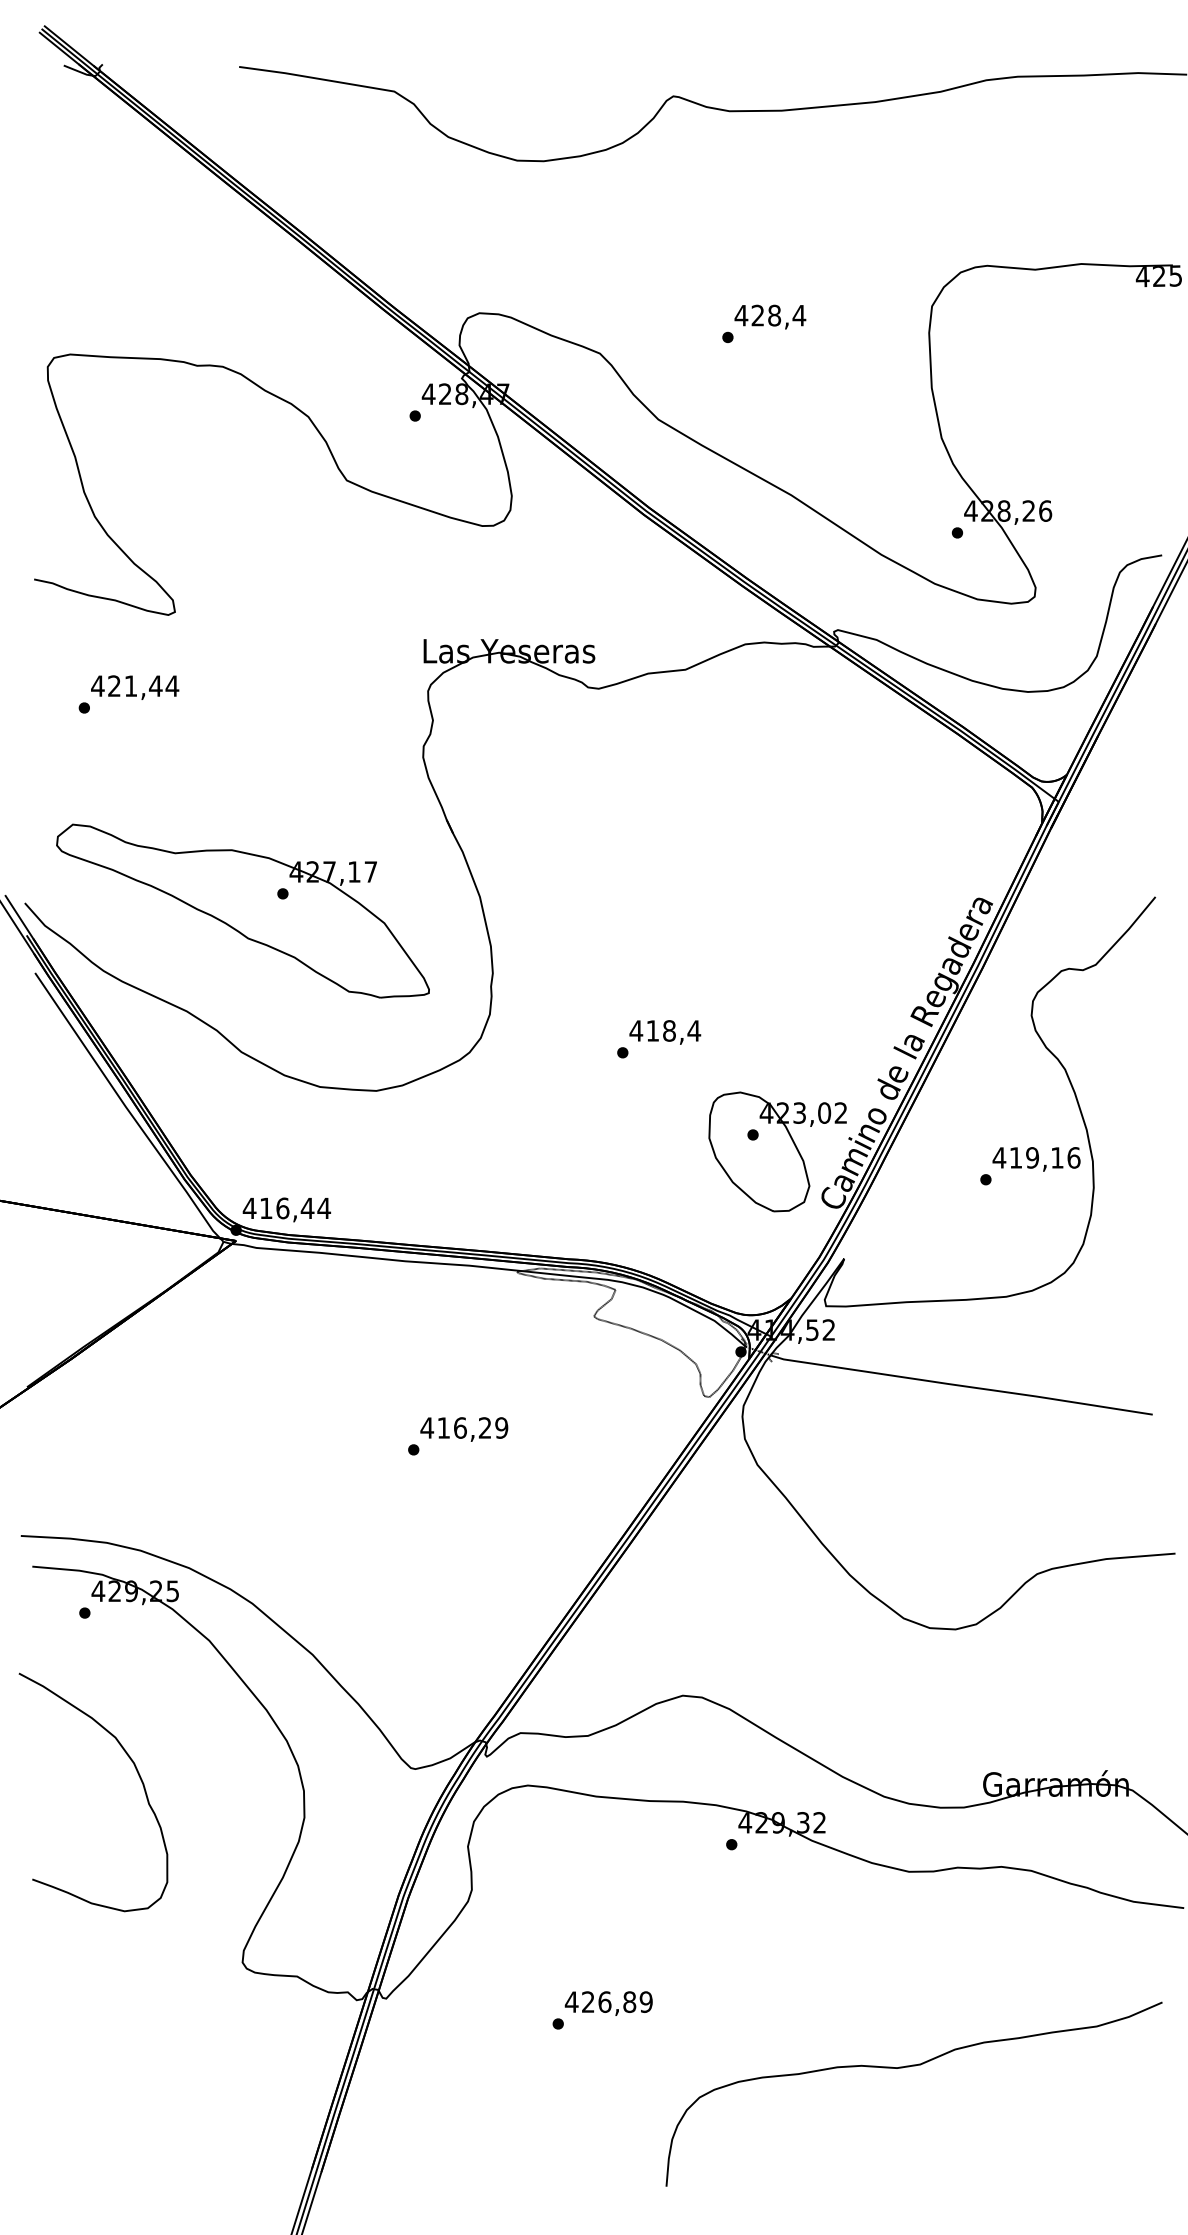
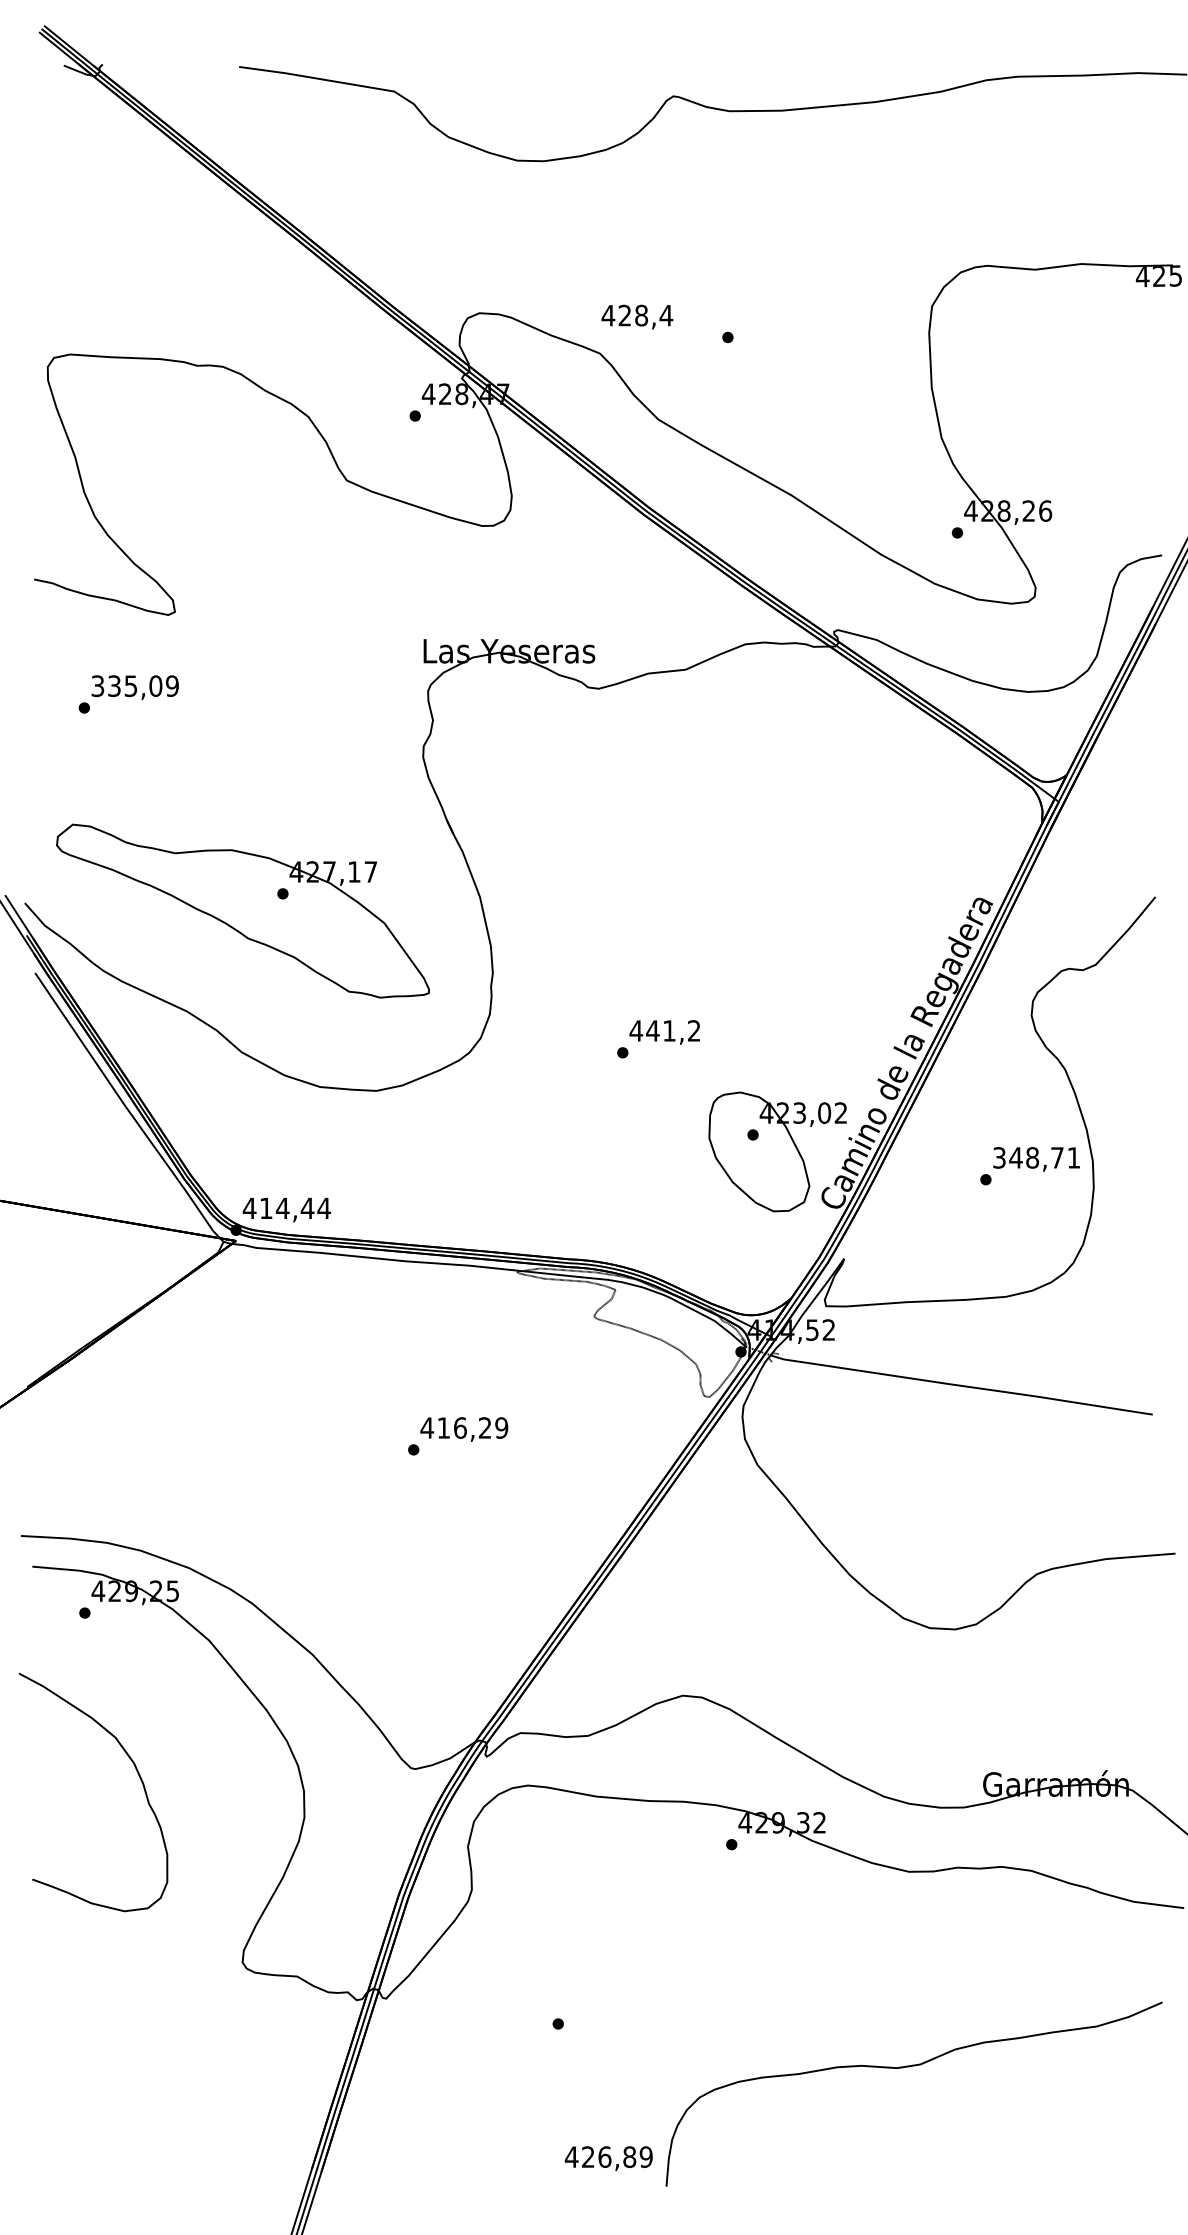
text position: (770, 316) -> (637, 316) (637, 316)
text: 421,44 -> 335,09 (135, 686)
text: 418,4 -> 441,2 (673, 1030)
text: 419,16 -> 348,71 (1036, 1157)
text: 416,44 -> 414,44 (282, 1208)
text position: (608, 2003) -> (608, 2158) (608, 2158)
